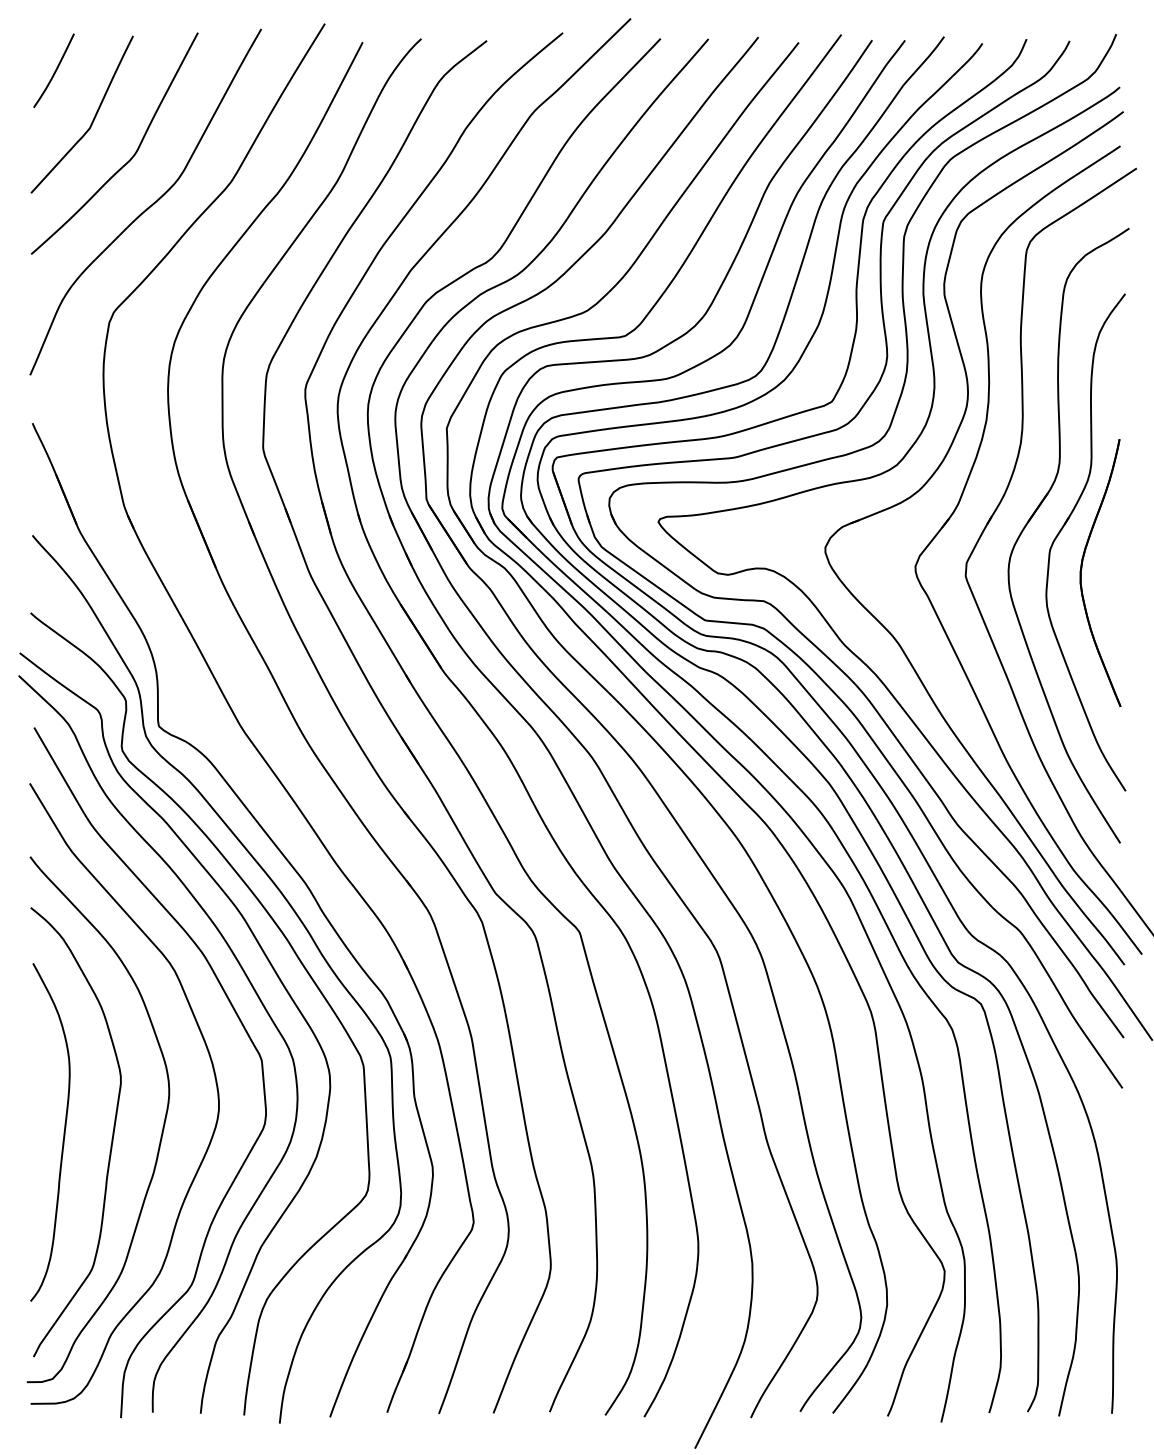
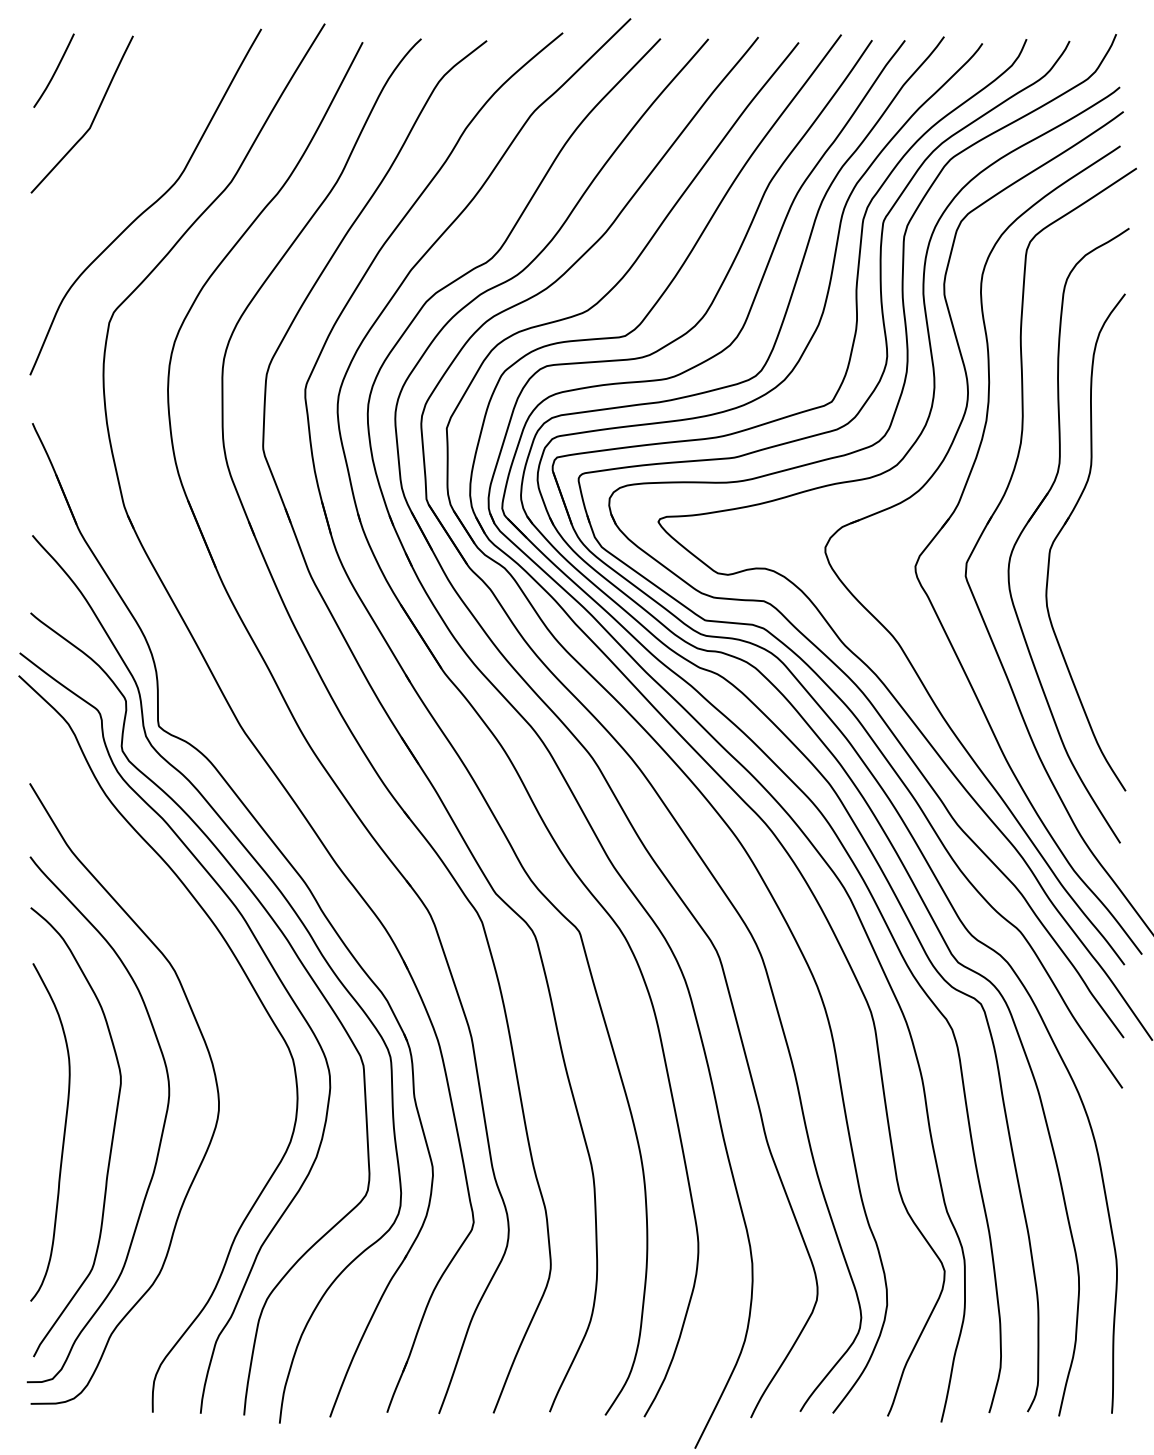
curve: present -> none (132, 155)
part: present -> none (1082, 568)
curve: present -> none (239, 1021)
